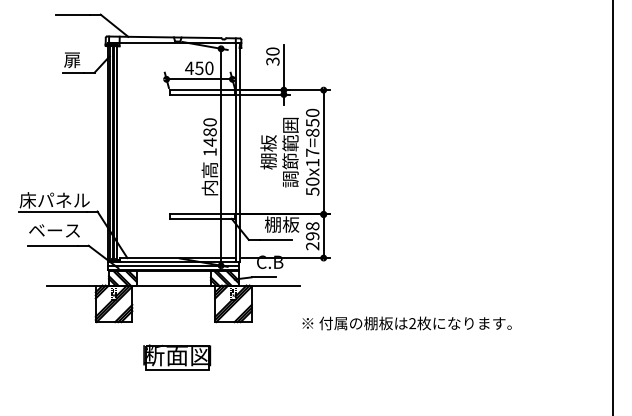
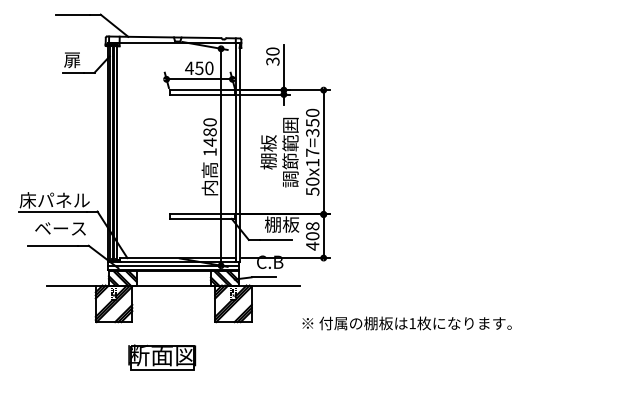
text: 50x17=850 -> 50x17=350 (312, 132)
line: present -> none (613, 207)
text position: (54, 230) -> (60, 228) (60, 228)
text: 298 -> 408 (312, 241)
text: 2 -> 1 (412, 323)
part position: (177, 357) -> (162, 357) (162, 357)
